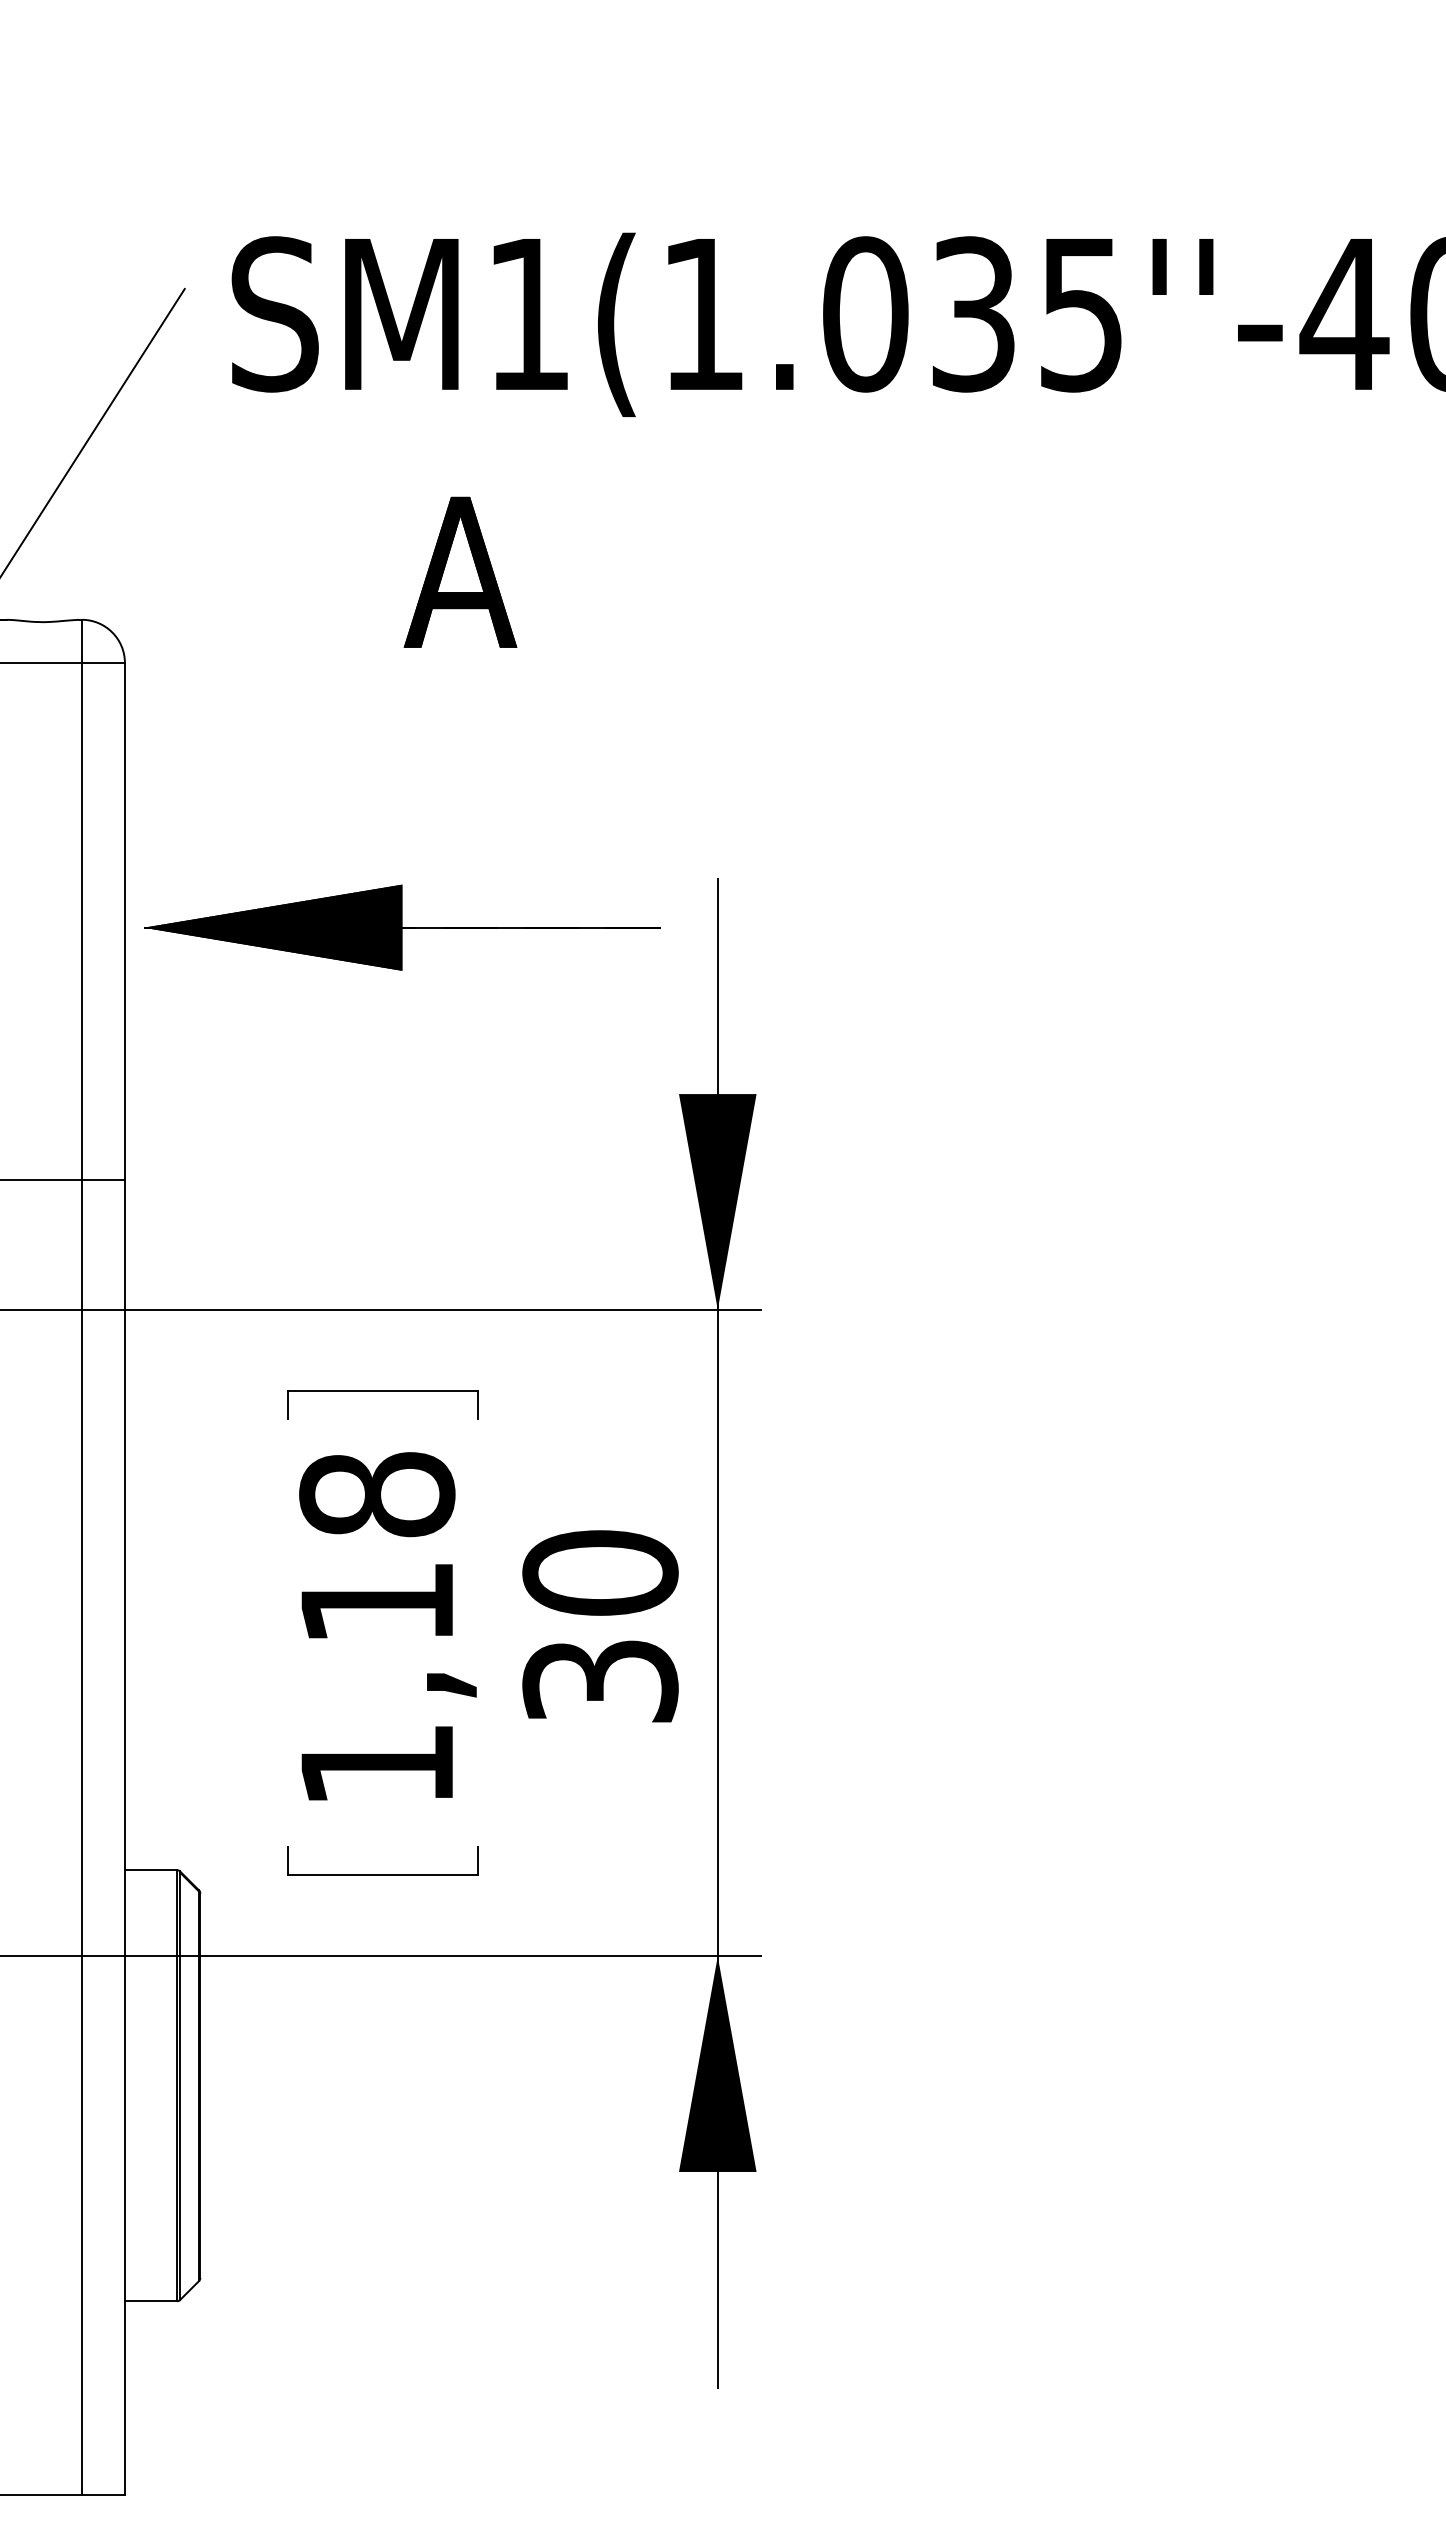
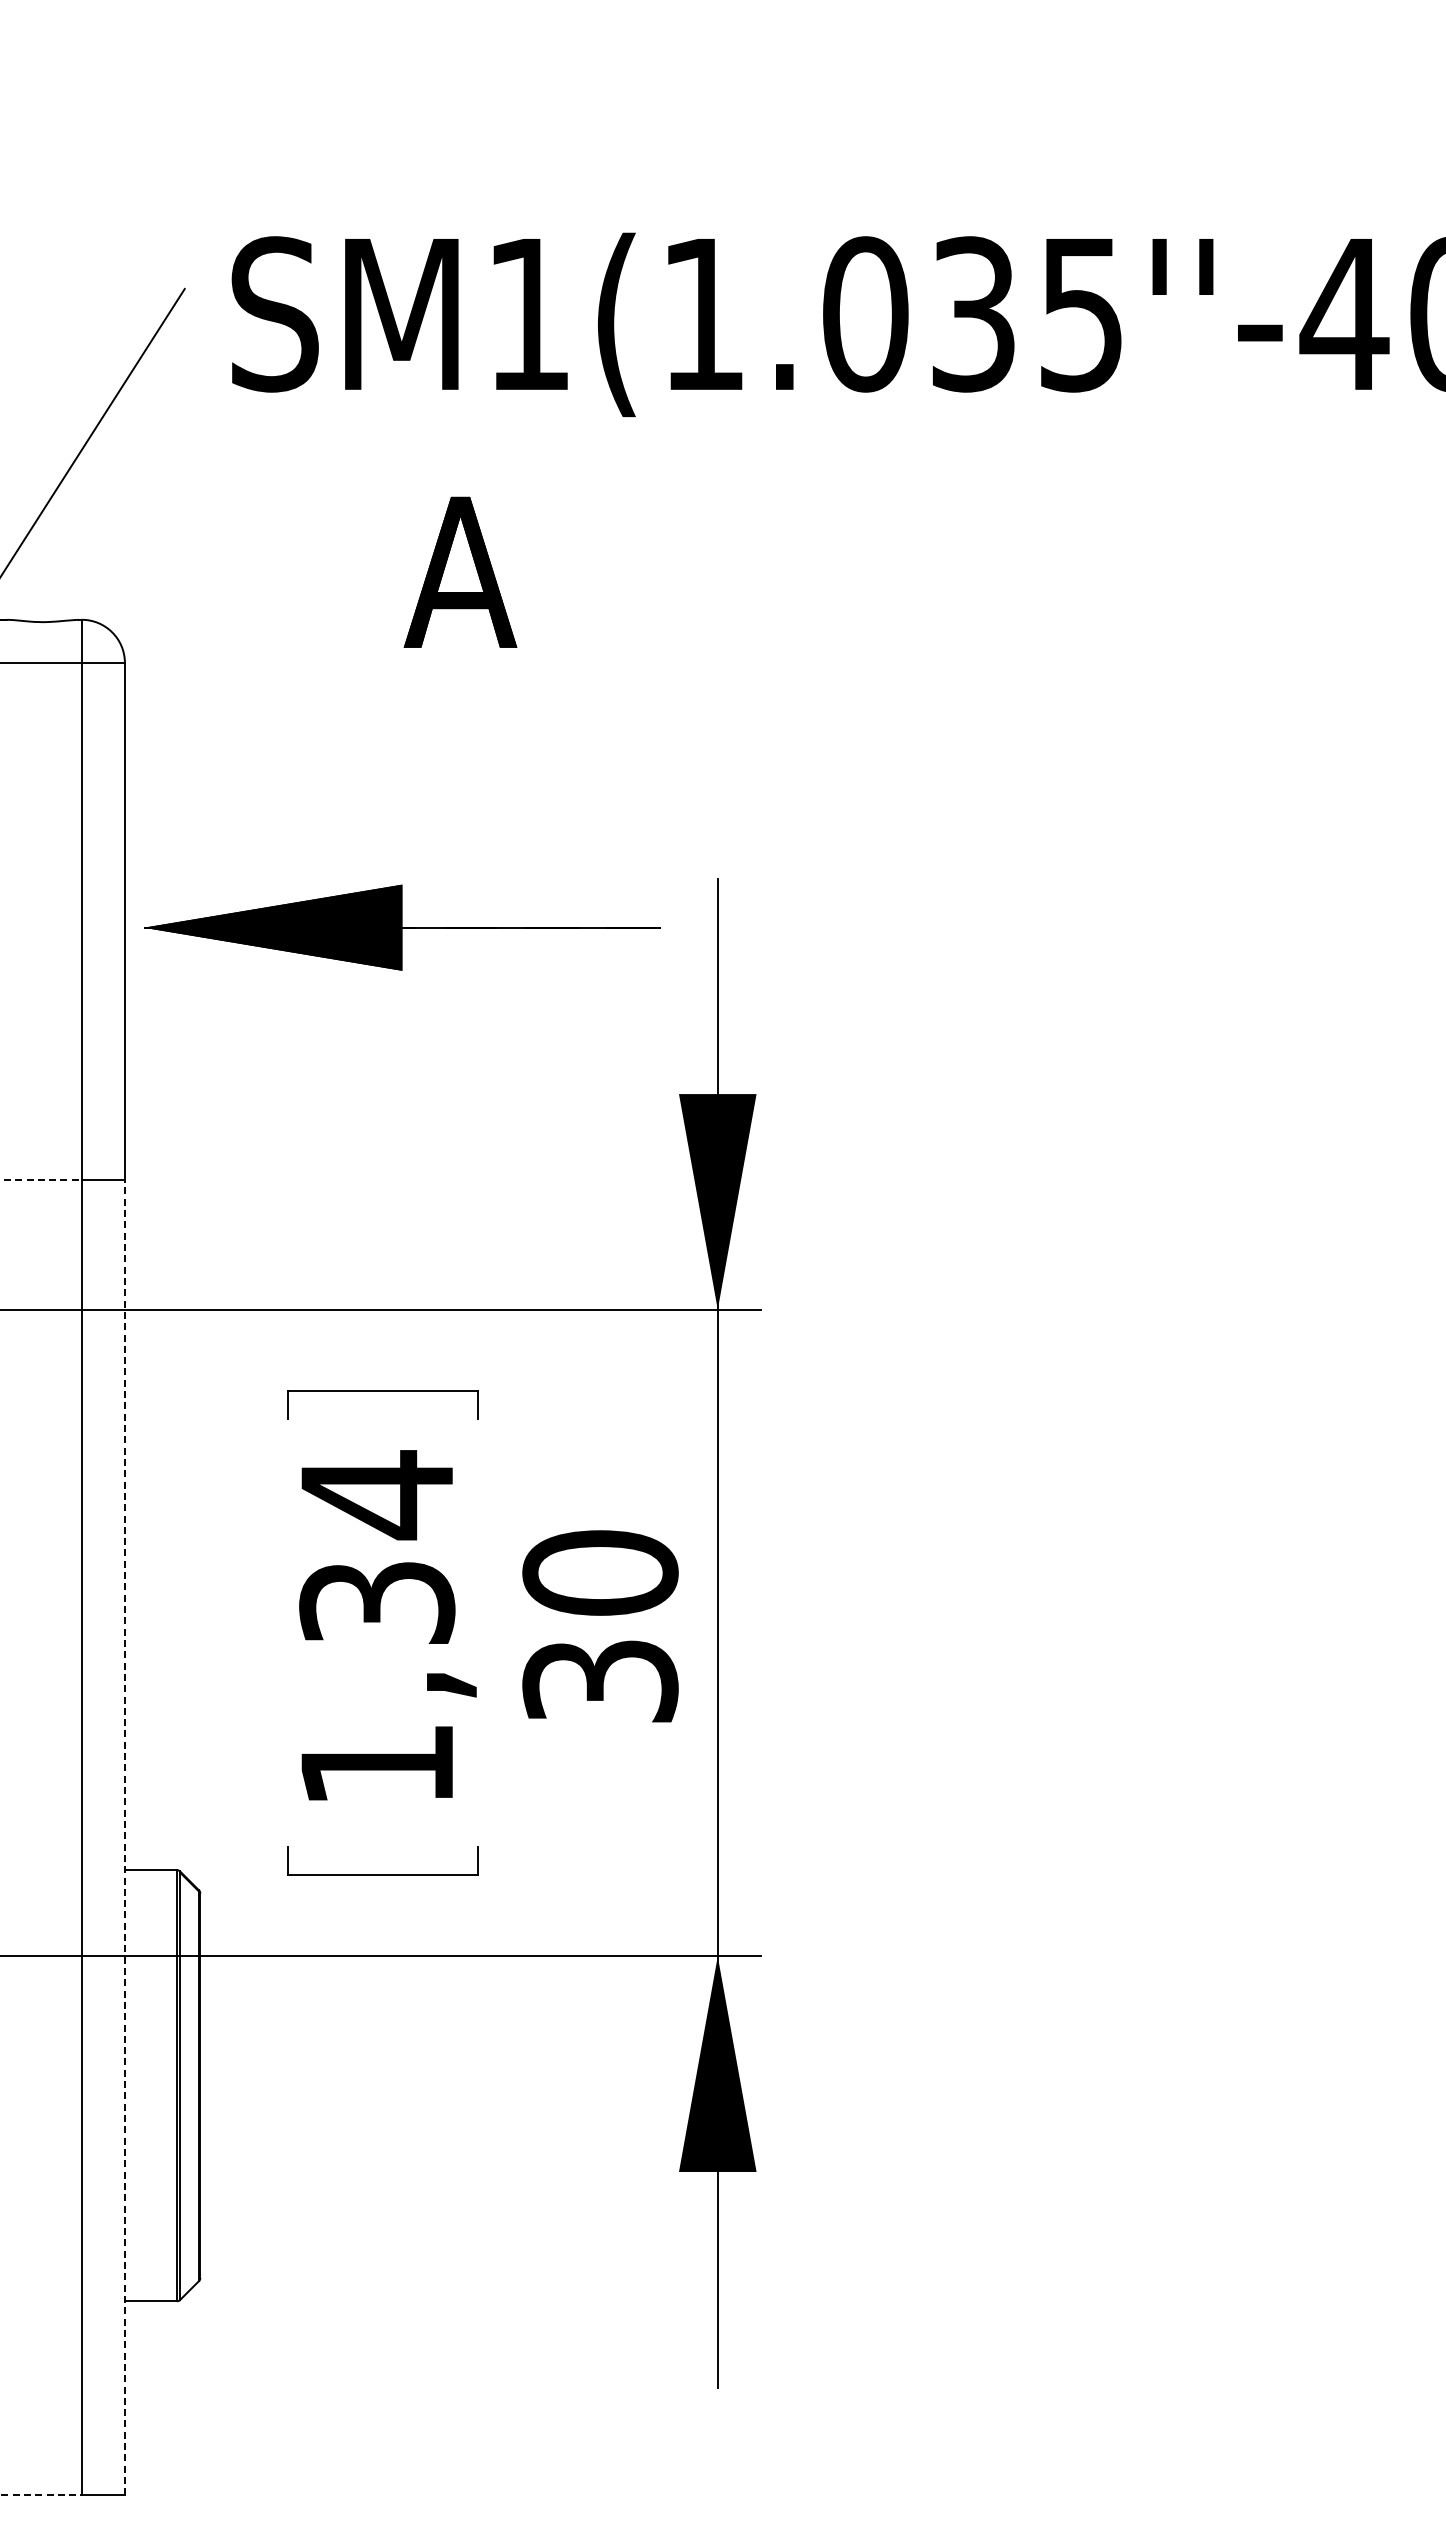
line: solid -> dashed (41, 1180)
text: 1,18 -> 1,34 (377, 1546)
line: solid -> dashed (124, 1837)
line: solid -> dashed (41, 2495)
